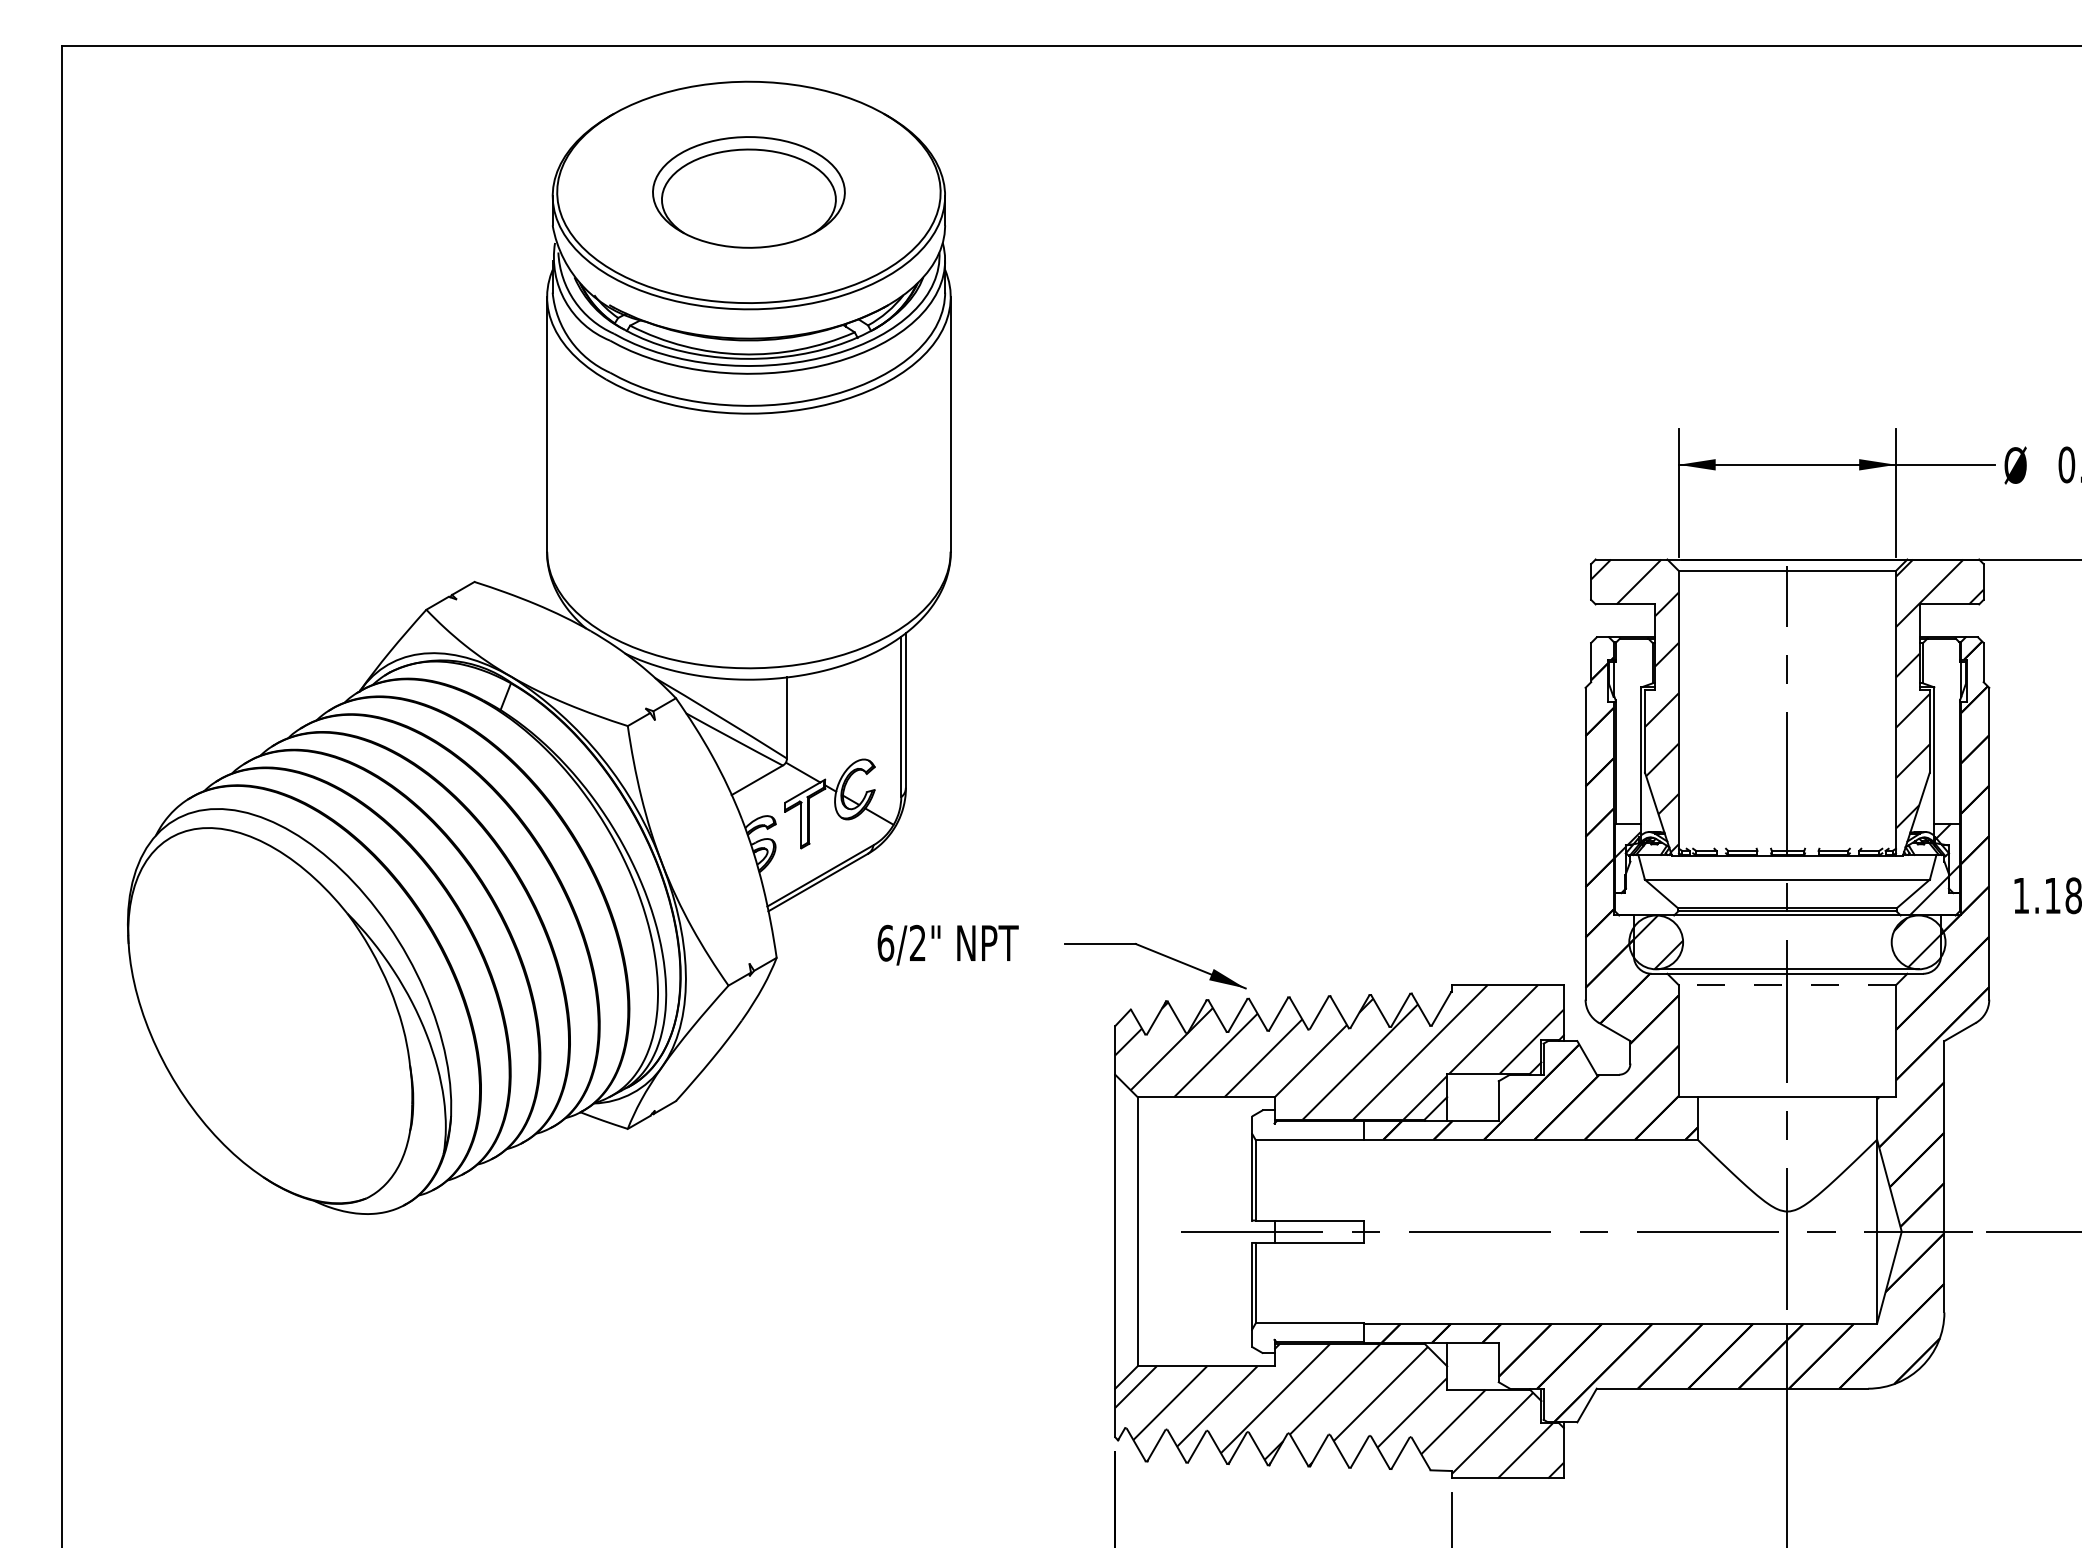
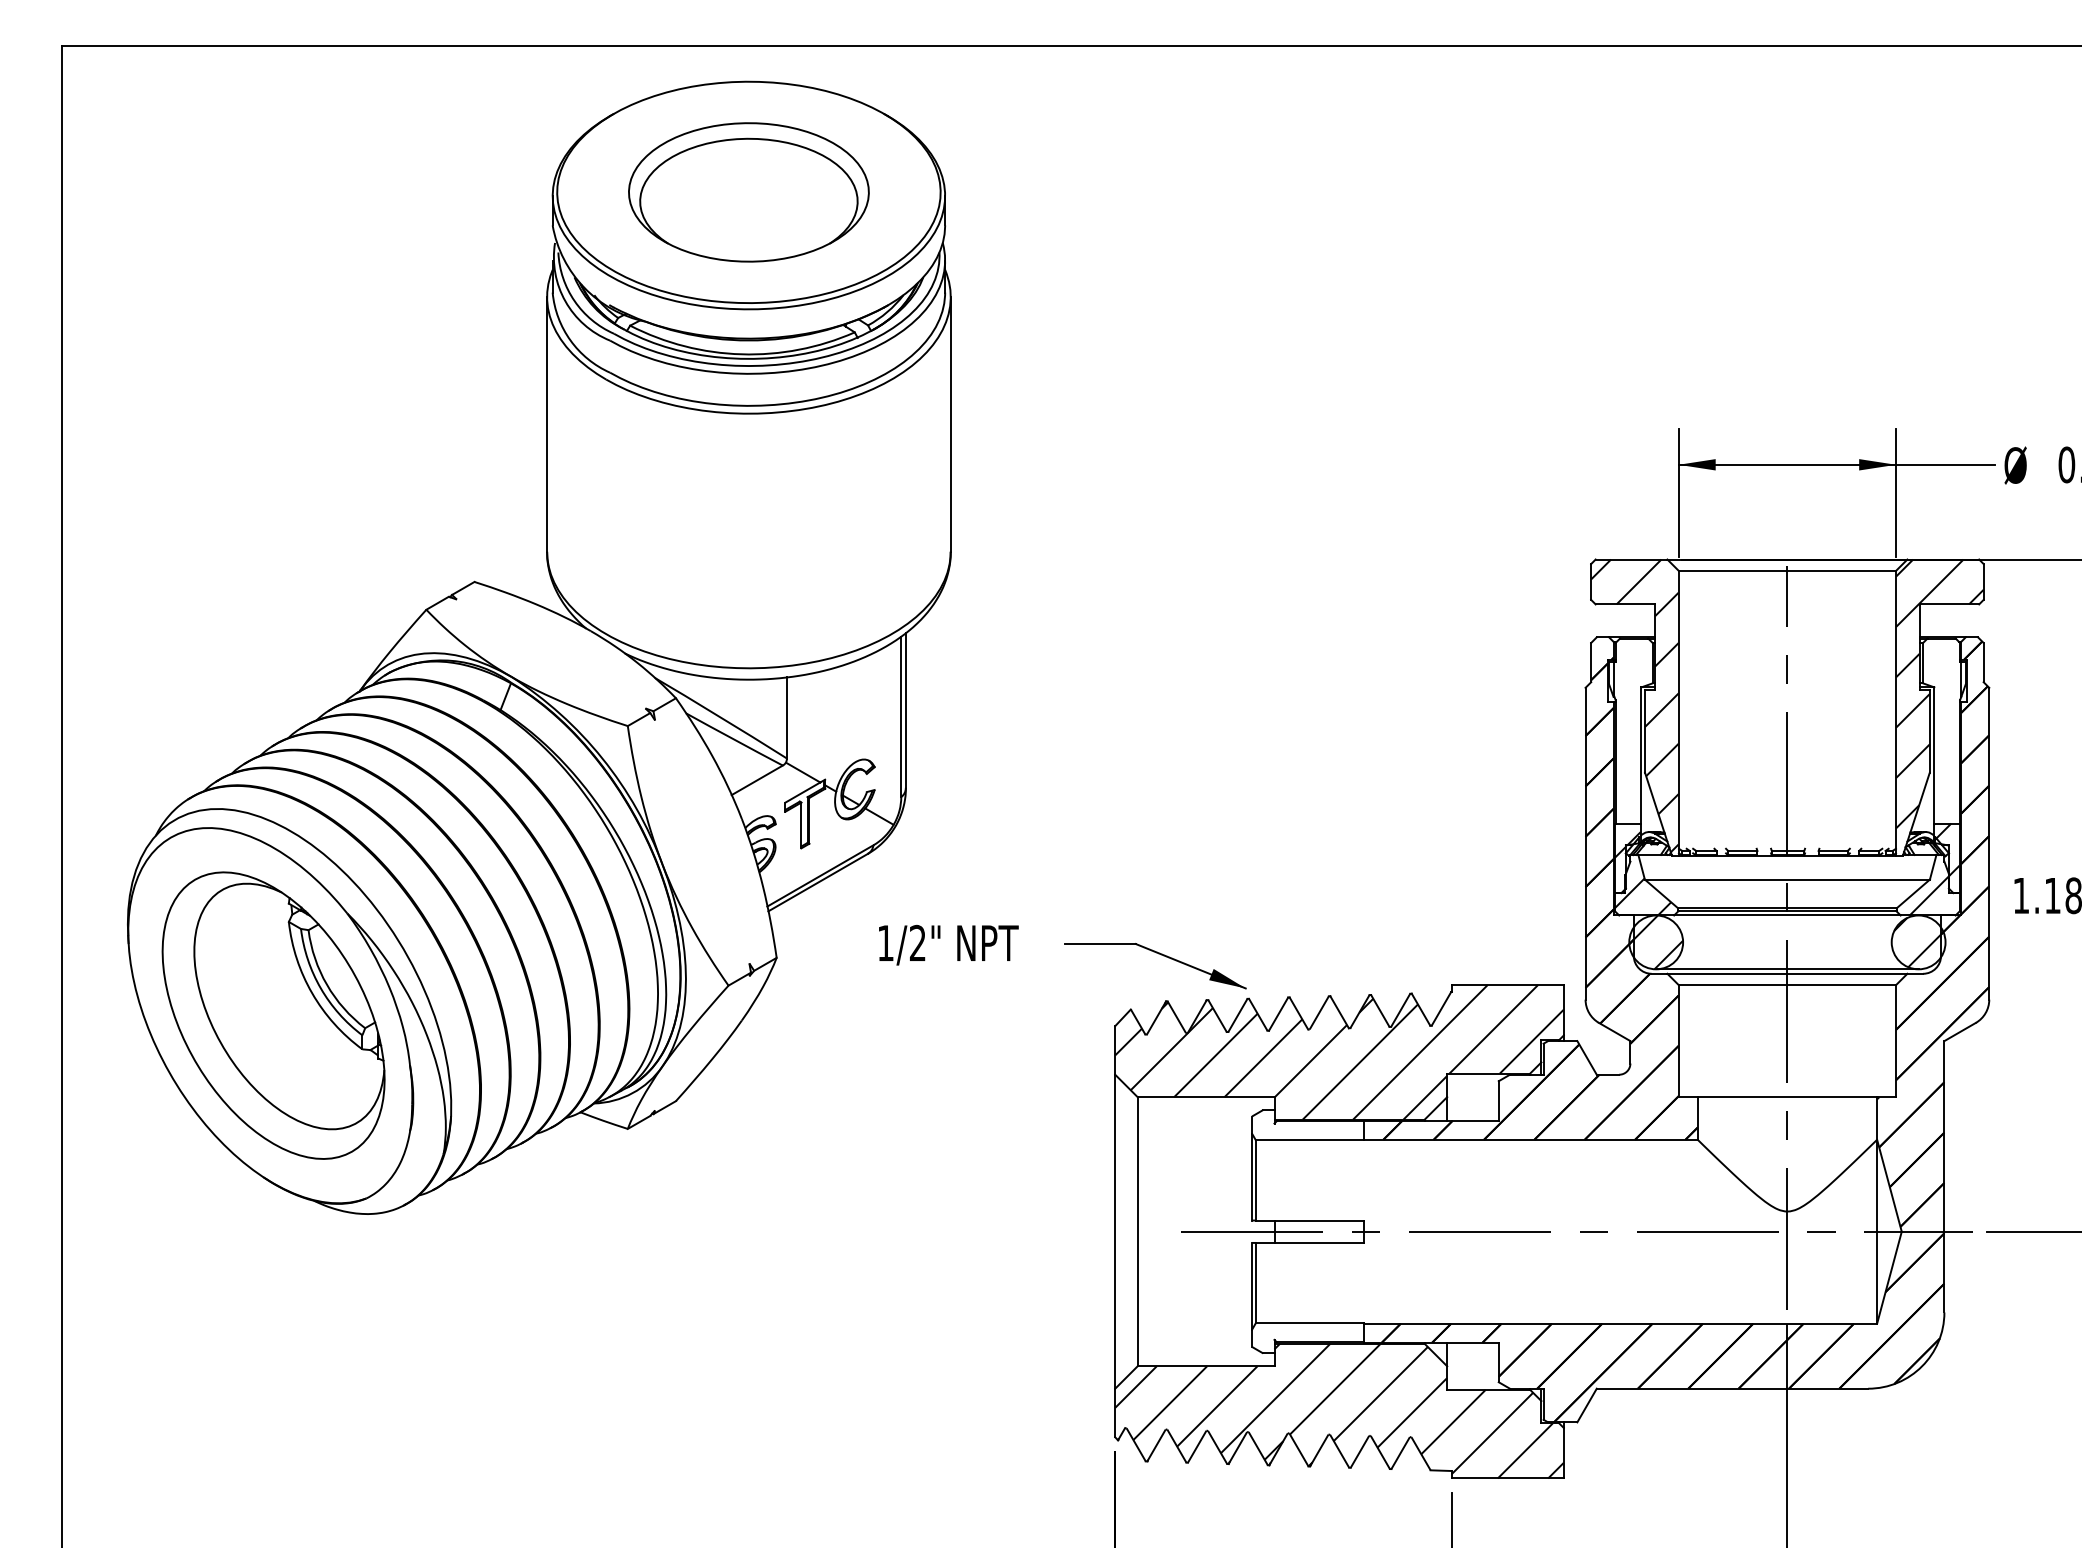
part size: 194x113 px -> 242x141 px (748, 192)
hatch: none -> present (1642, 896)
text: 6/2" -> 1/2" (885, 942)
line: dashed -> solid (1787, 985)
part: none -> present (273, 1015)
